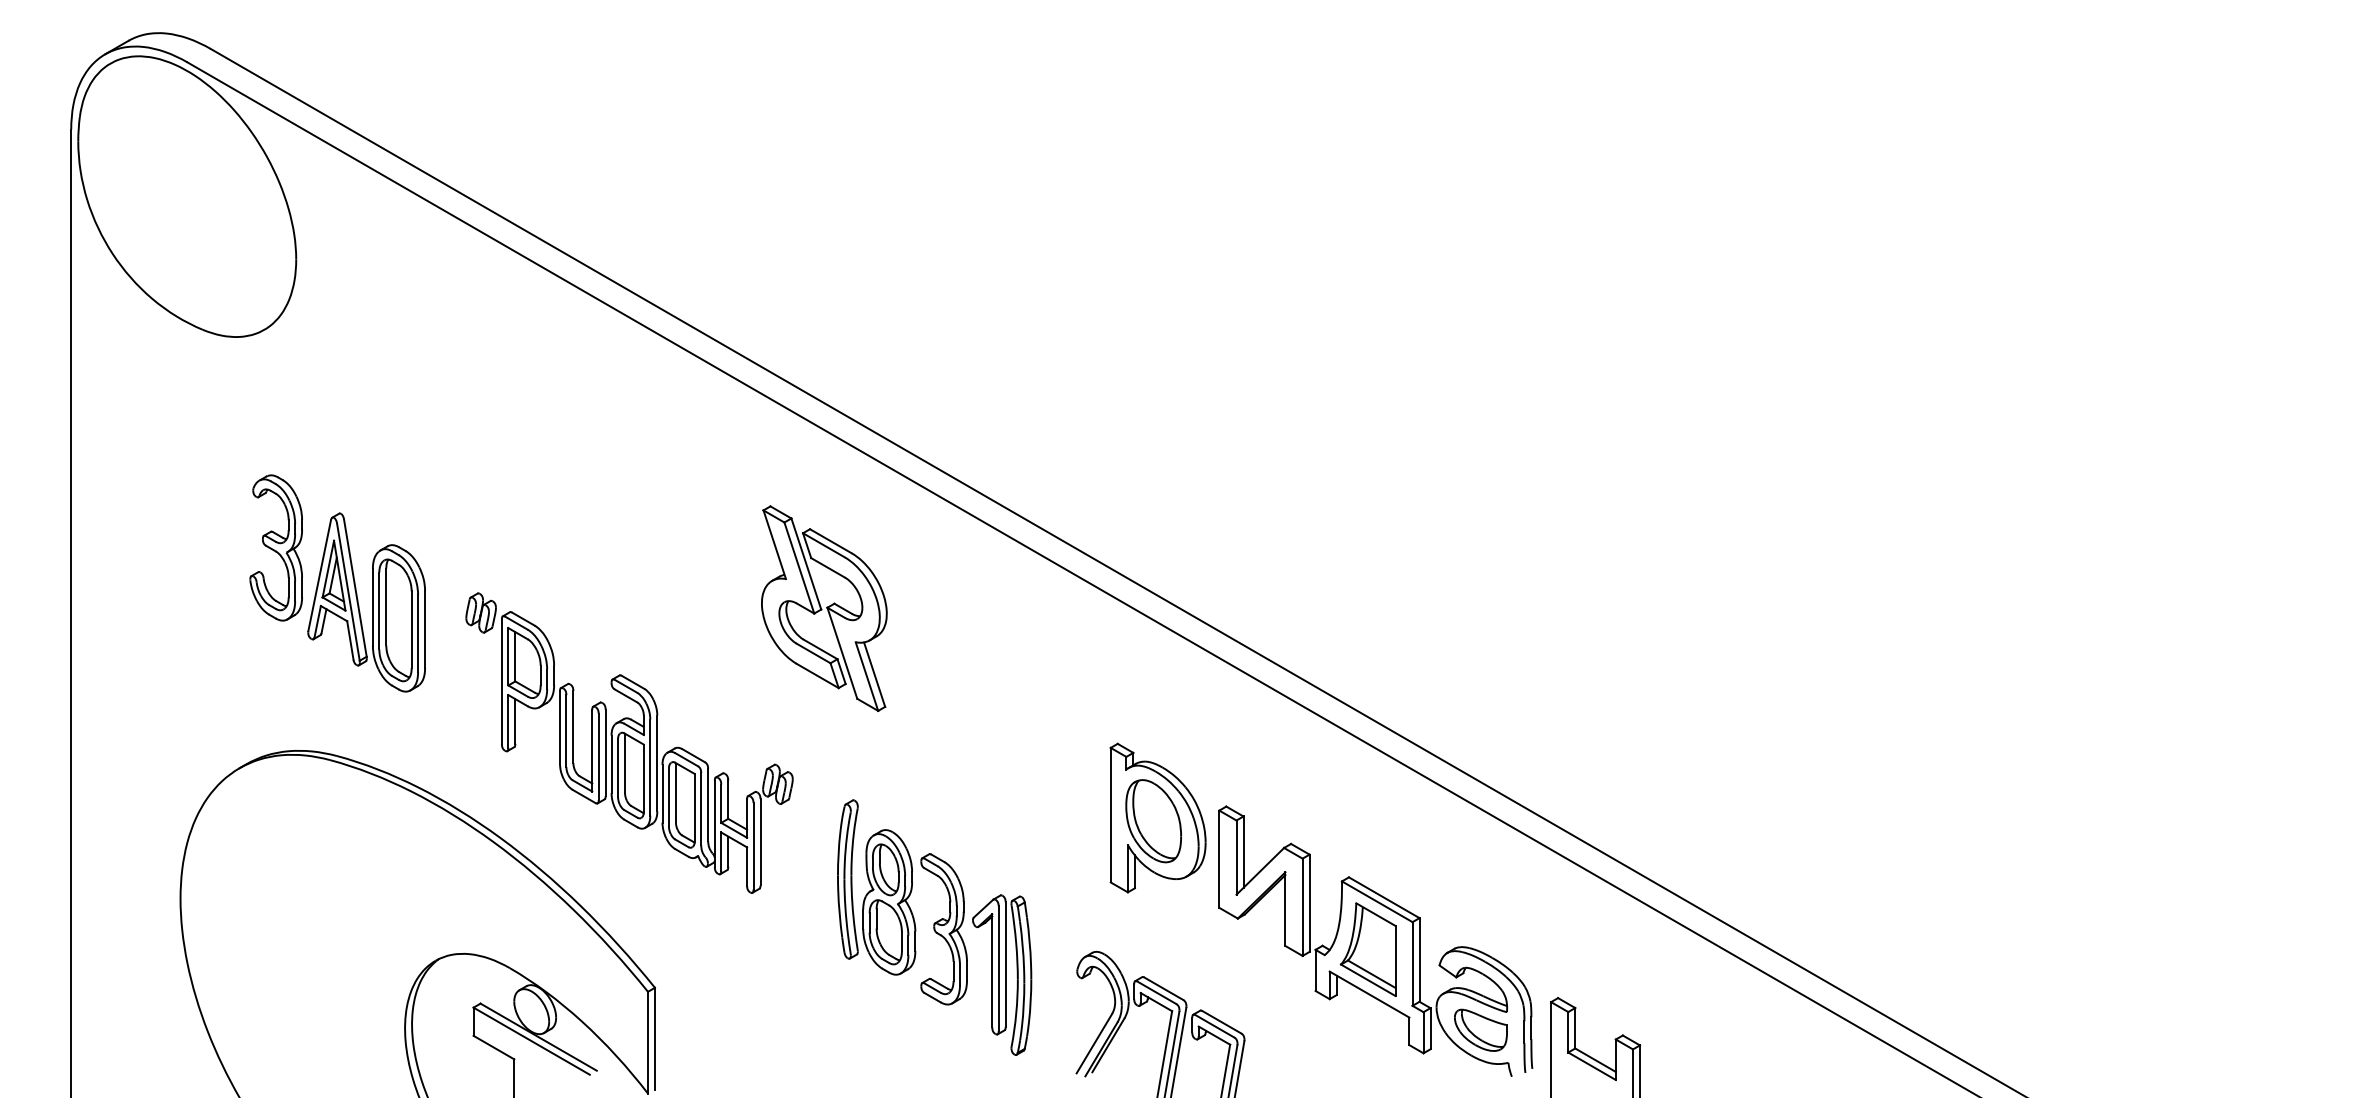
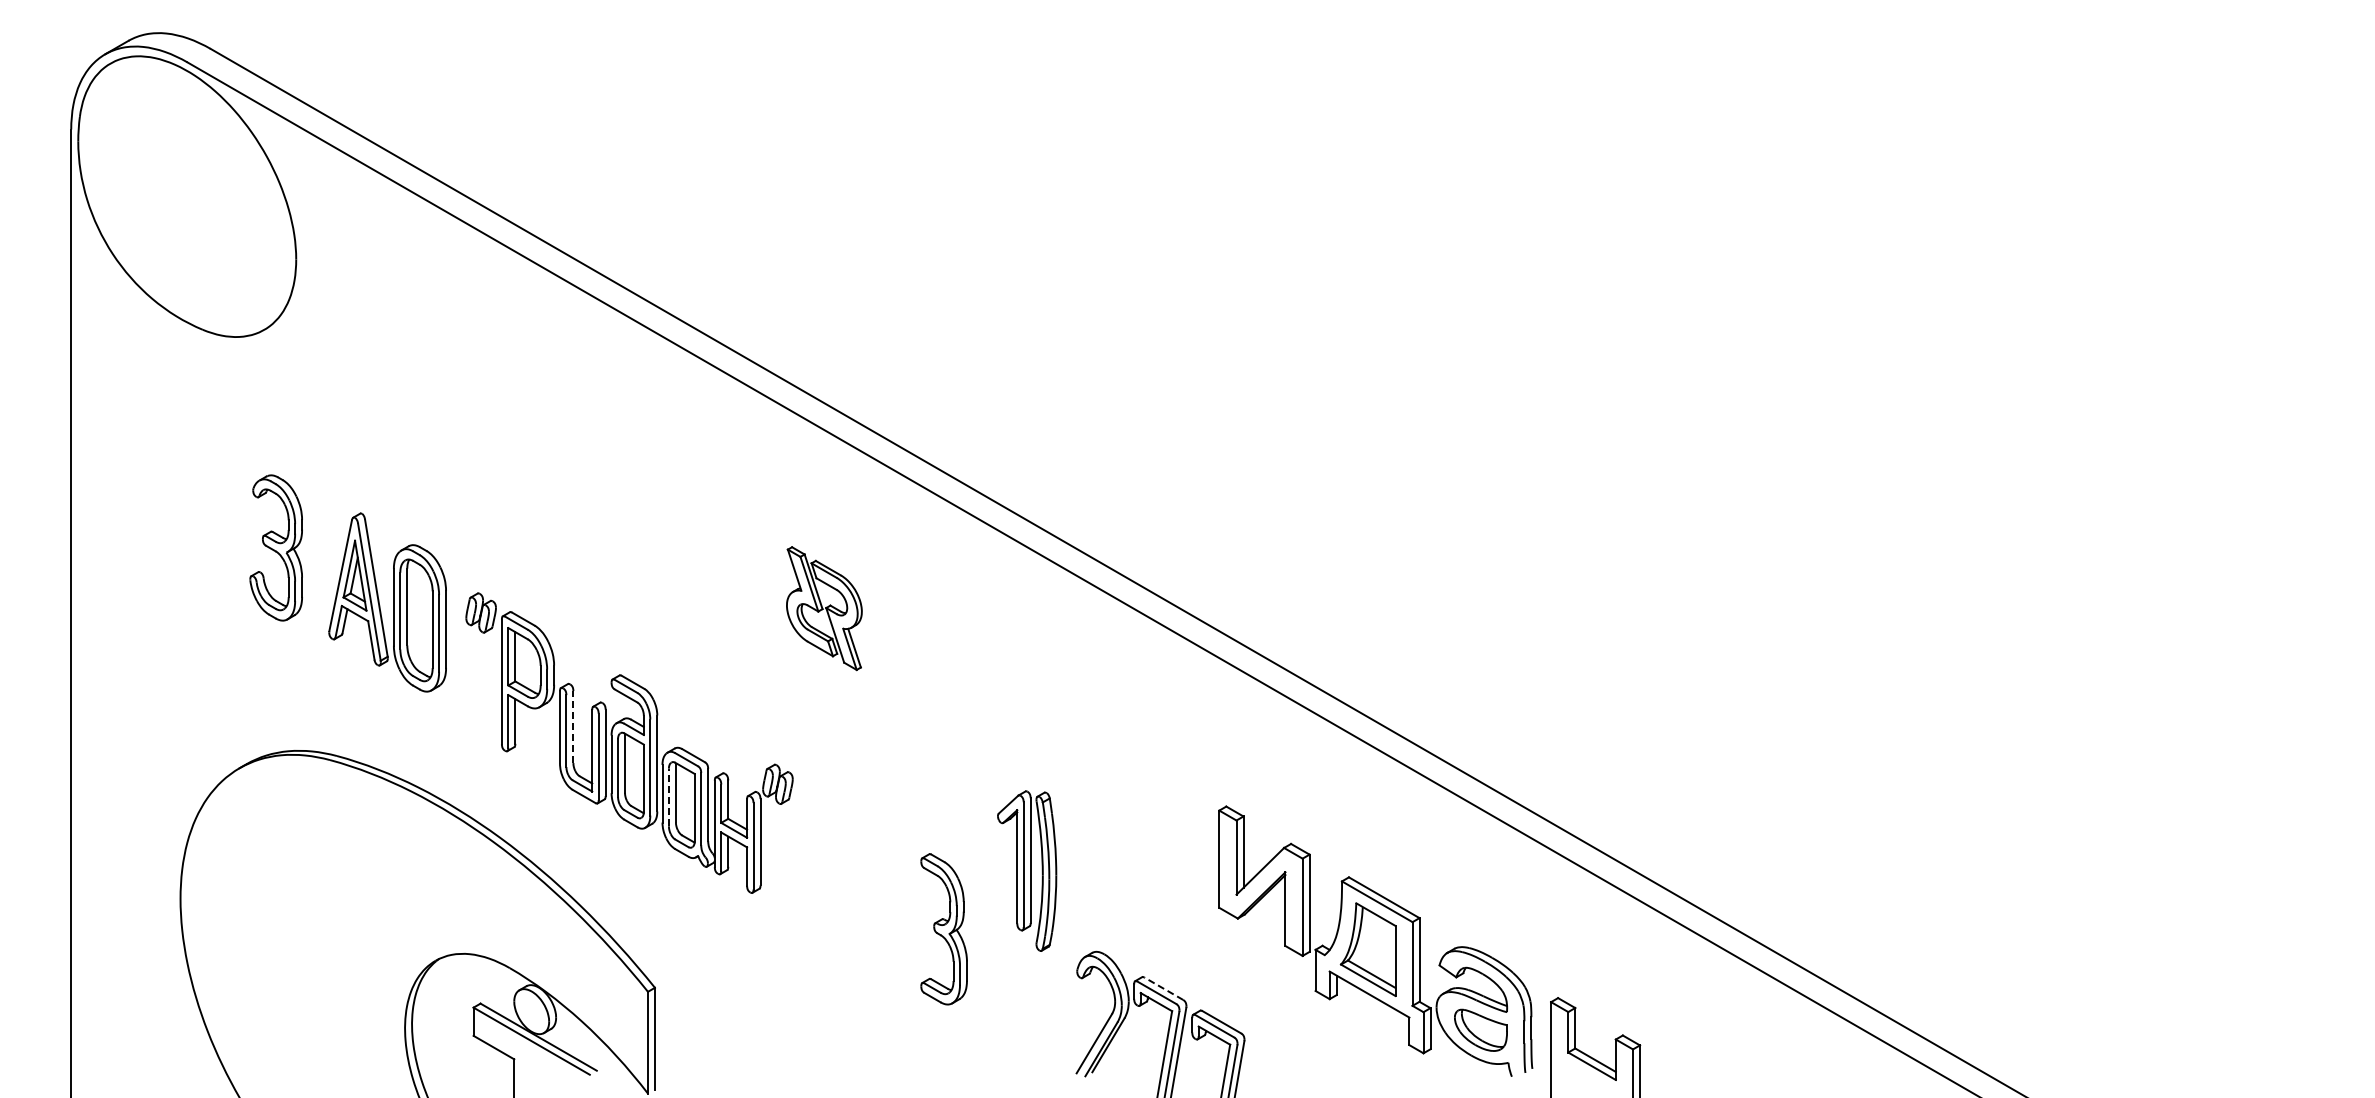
part position: (366, 602) -> (387, 602) (387, 602)
part size: 127x207 px -> 77x126 px (824, 608)
line: solid -> dashed (573, 727)
line: solid -> dashed (668, 797)
part: present -> none (1157, 817)
part: present -> none (876, 887)
part position: (1002, 974) -> (1027, 870) (1027, 870)
line: solid -> dashed (1163, 988)
